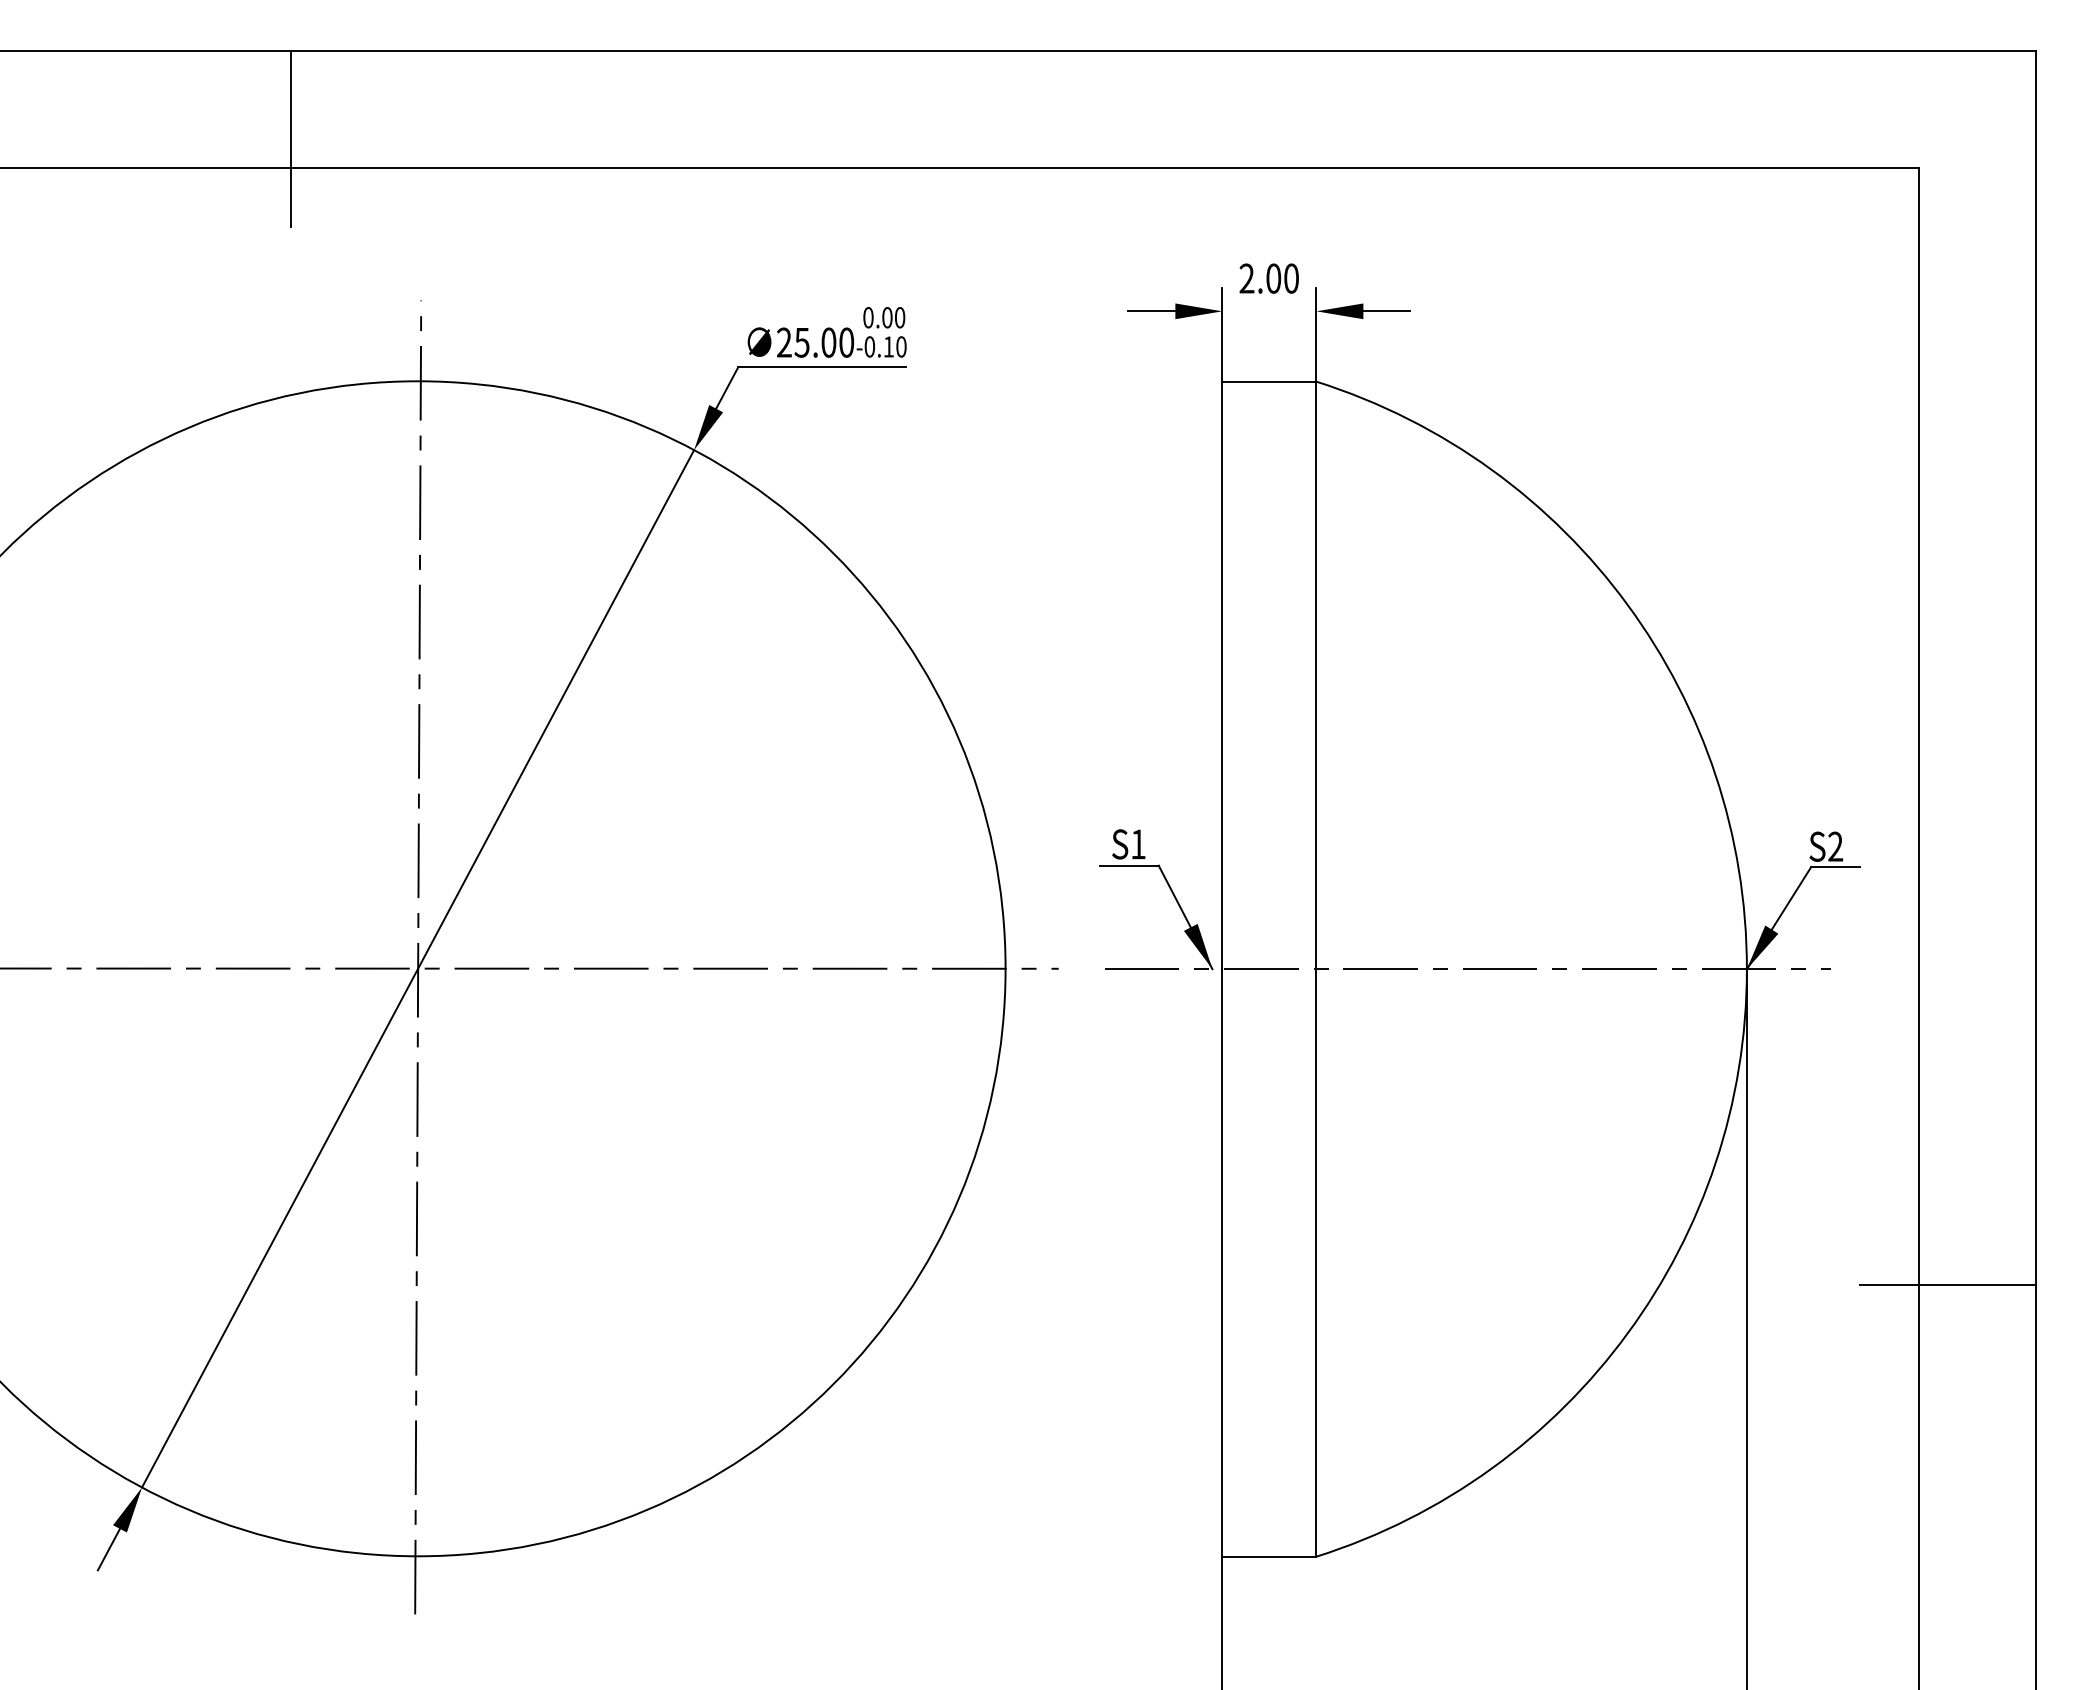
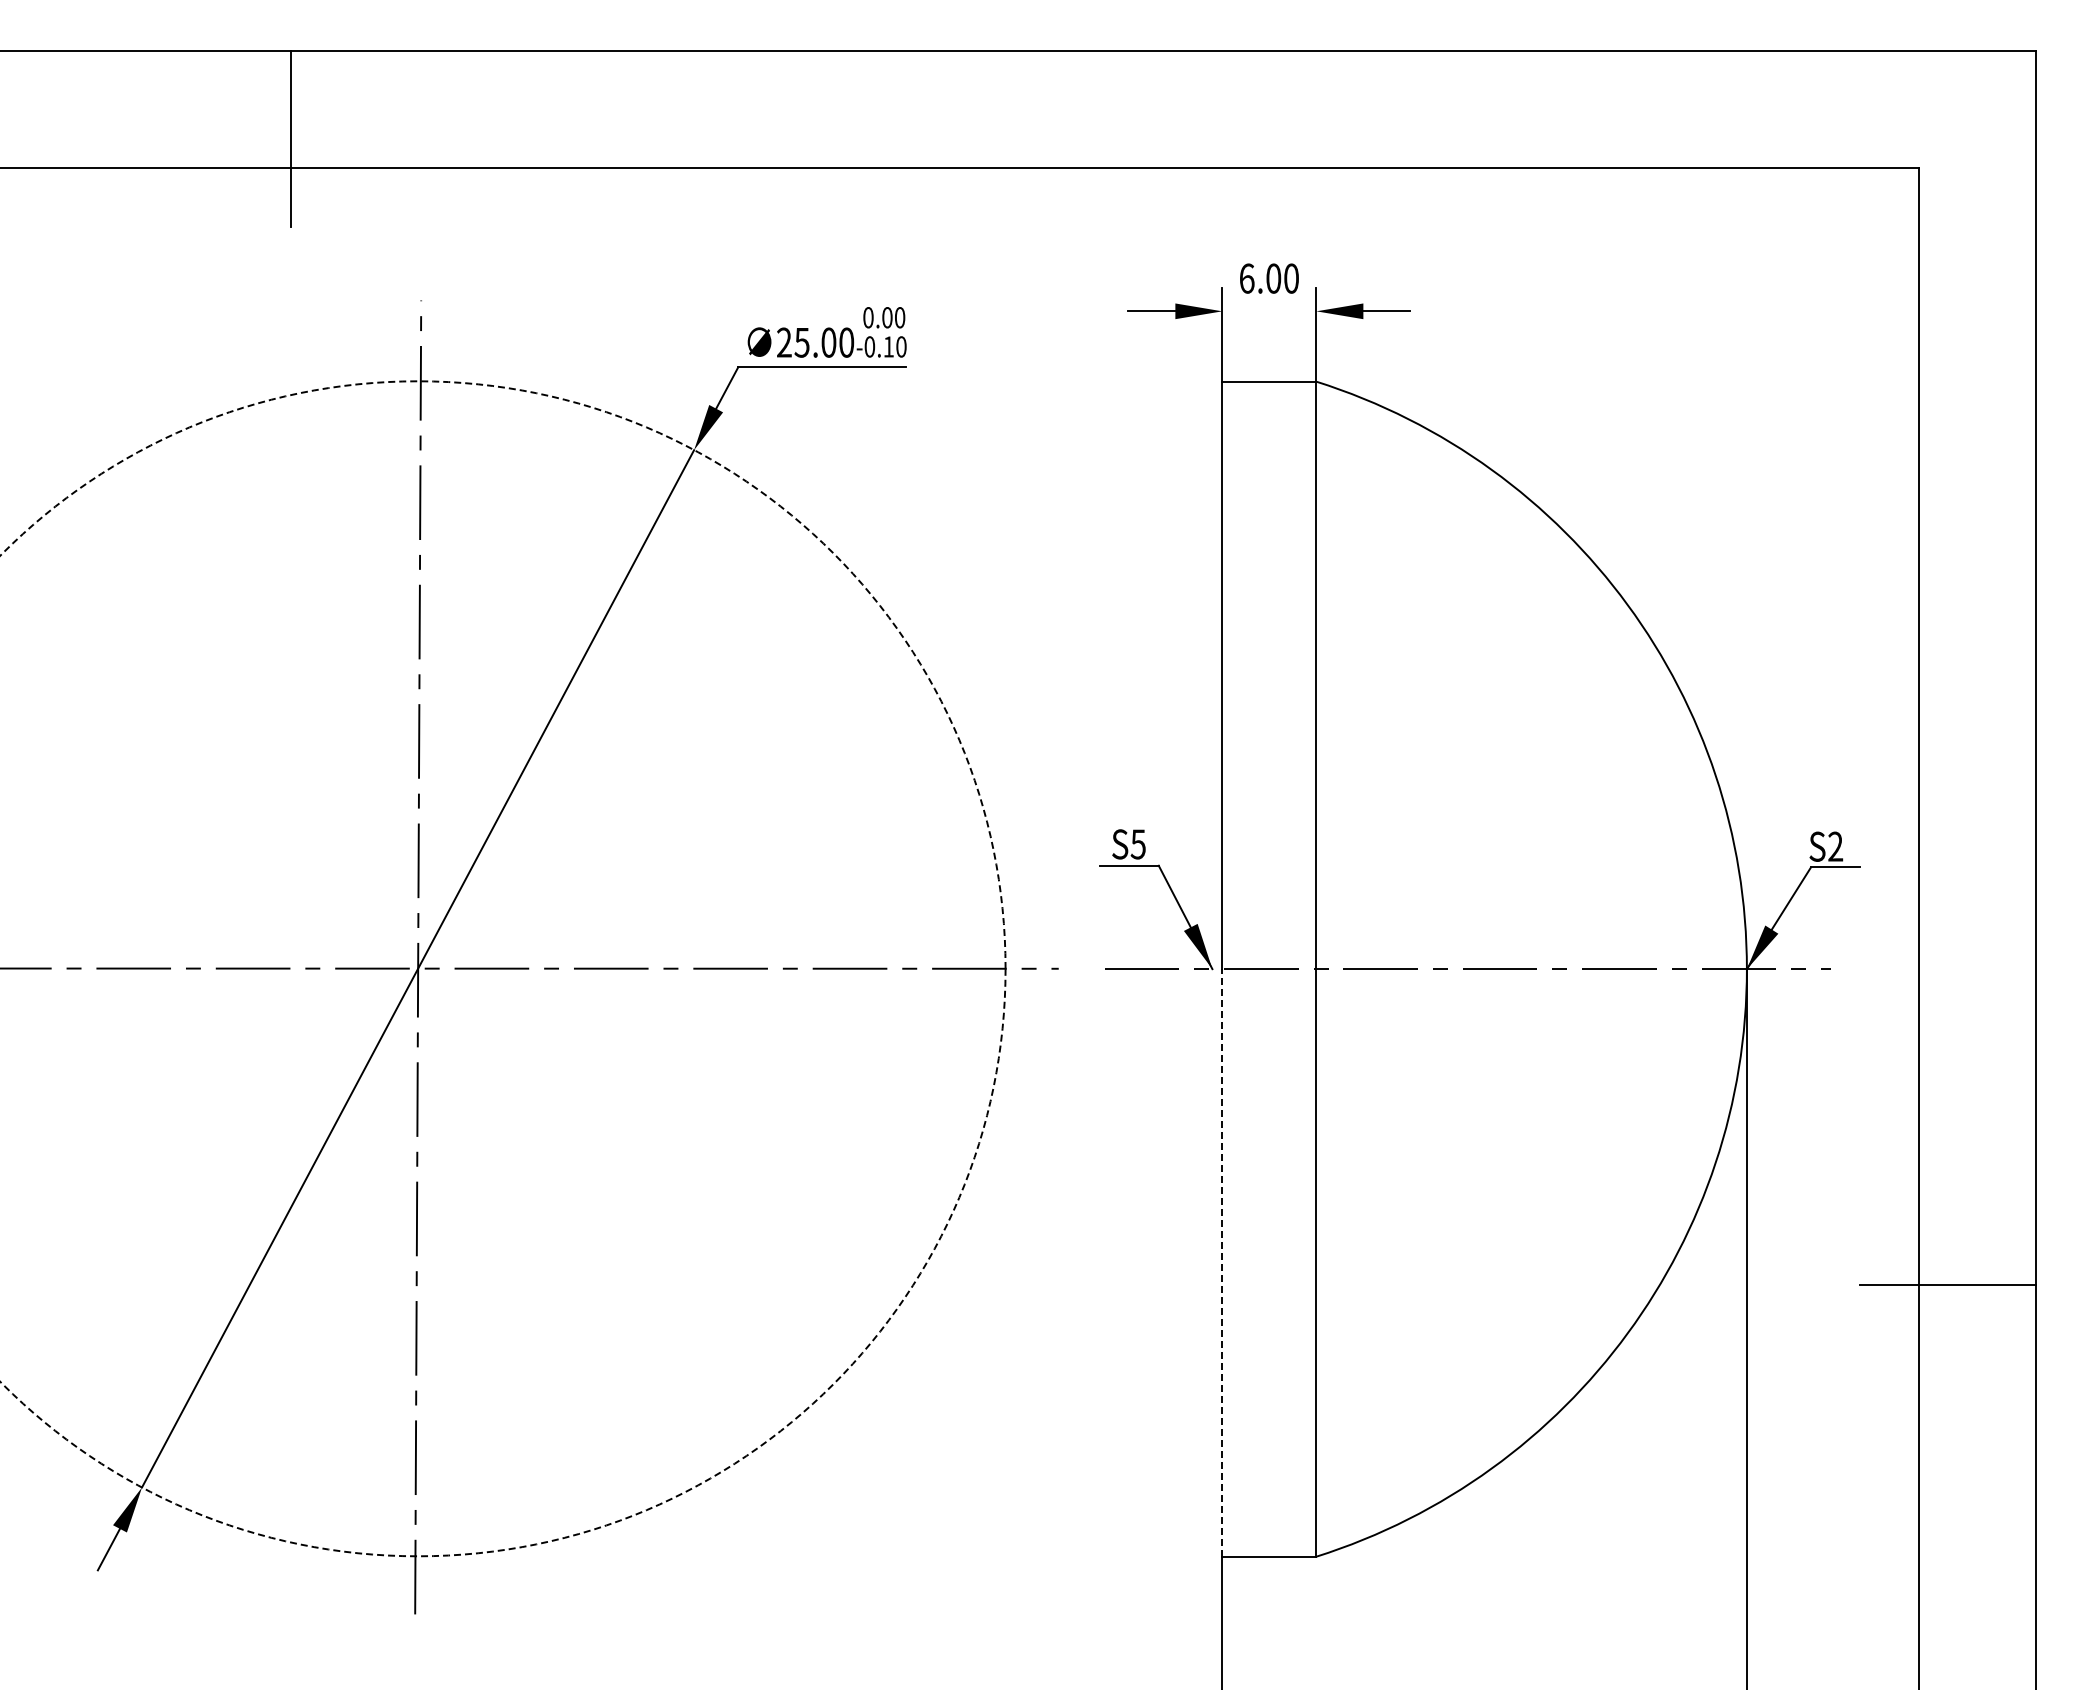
text: 2.00 -> 6.00 (1246, 278)
text: S1 -> S5 (1137, 844)
circle: solid -> dashed (502, 968)
line: solid -> dashed (1222, 1262)
